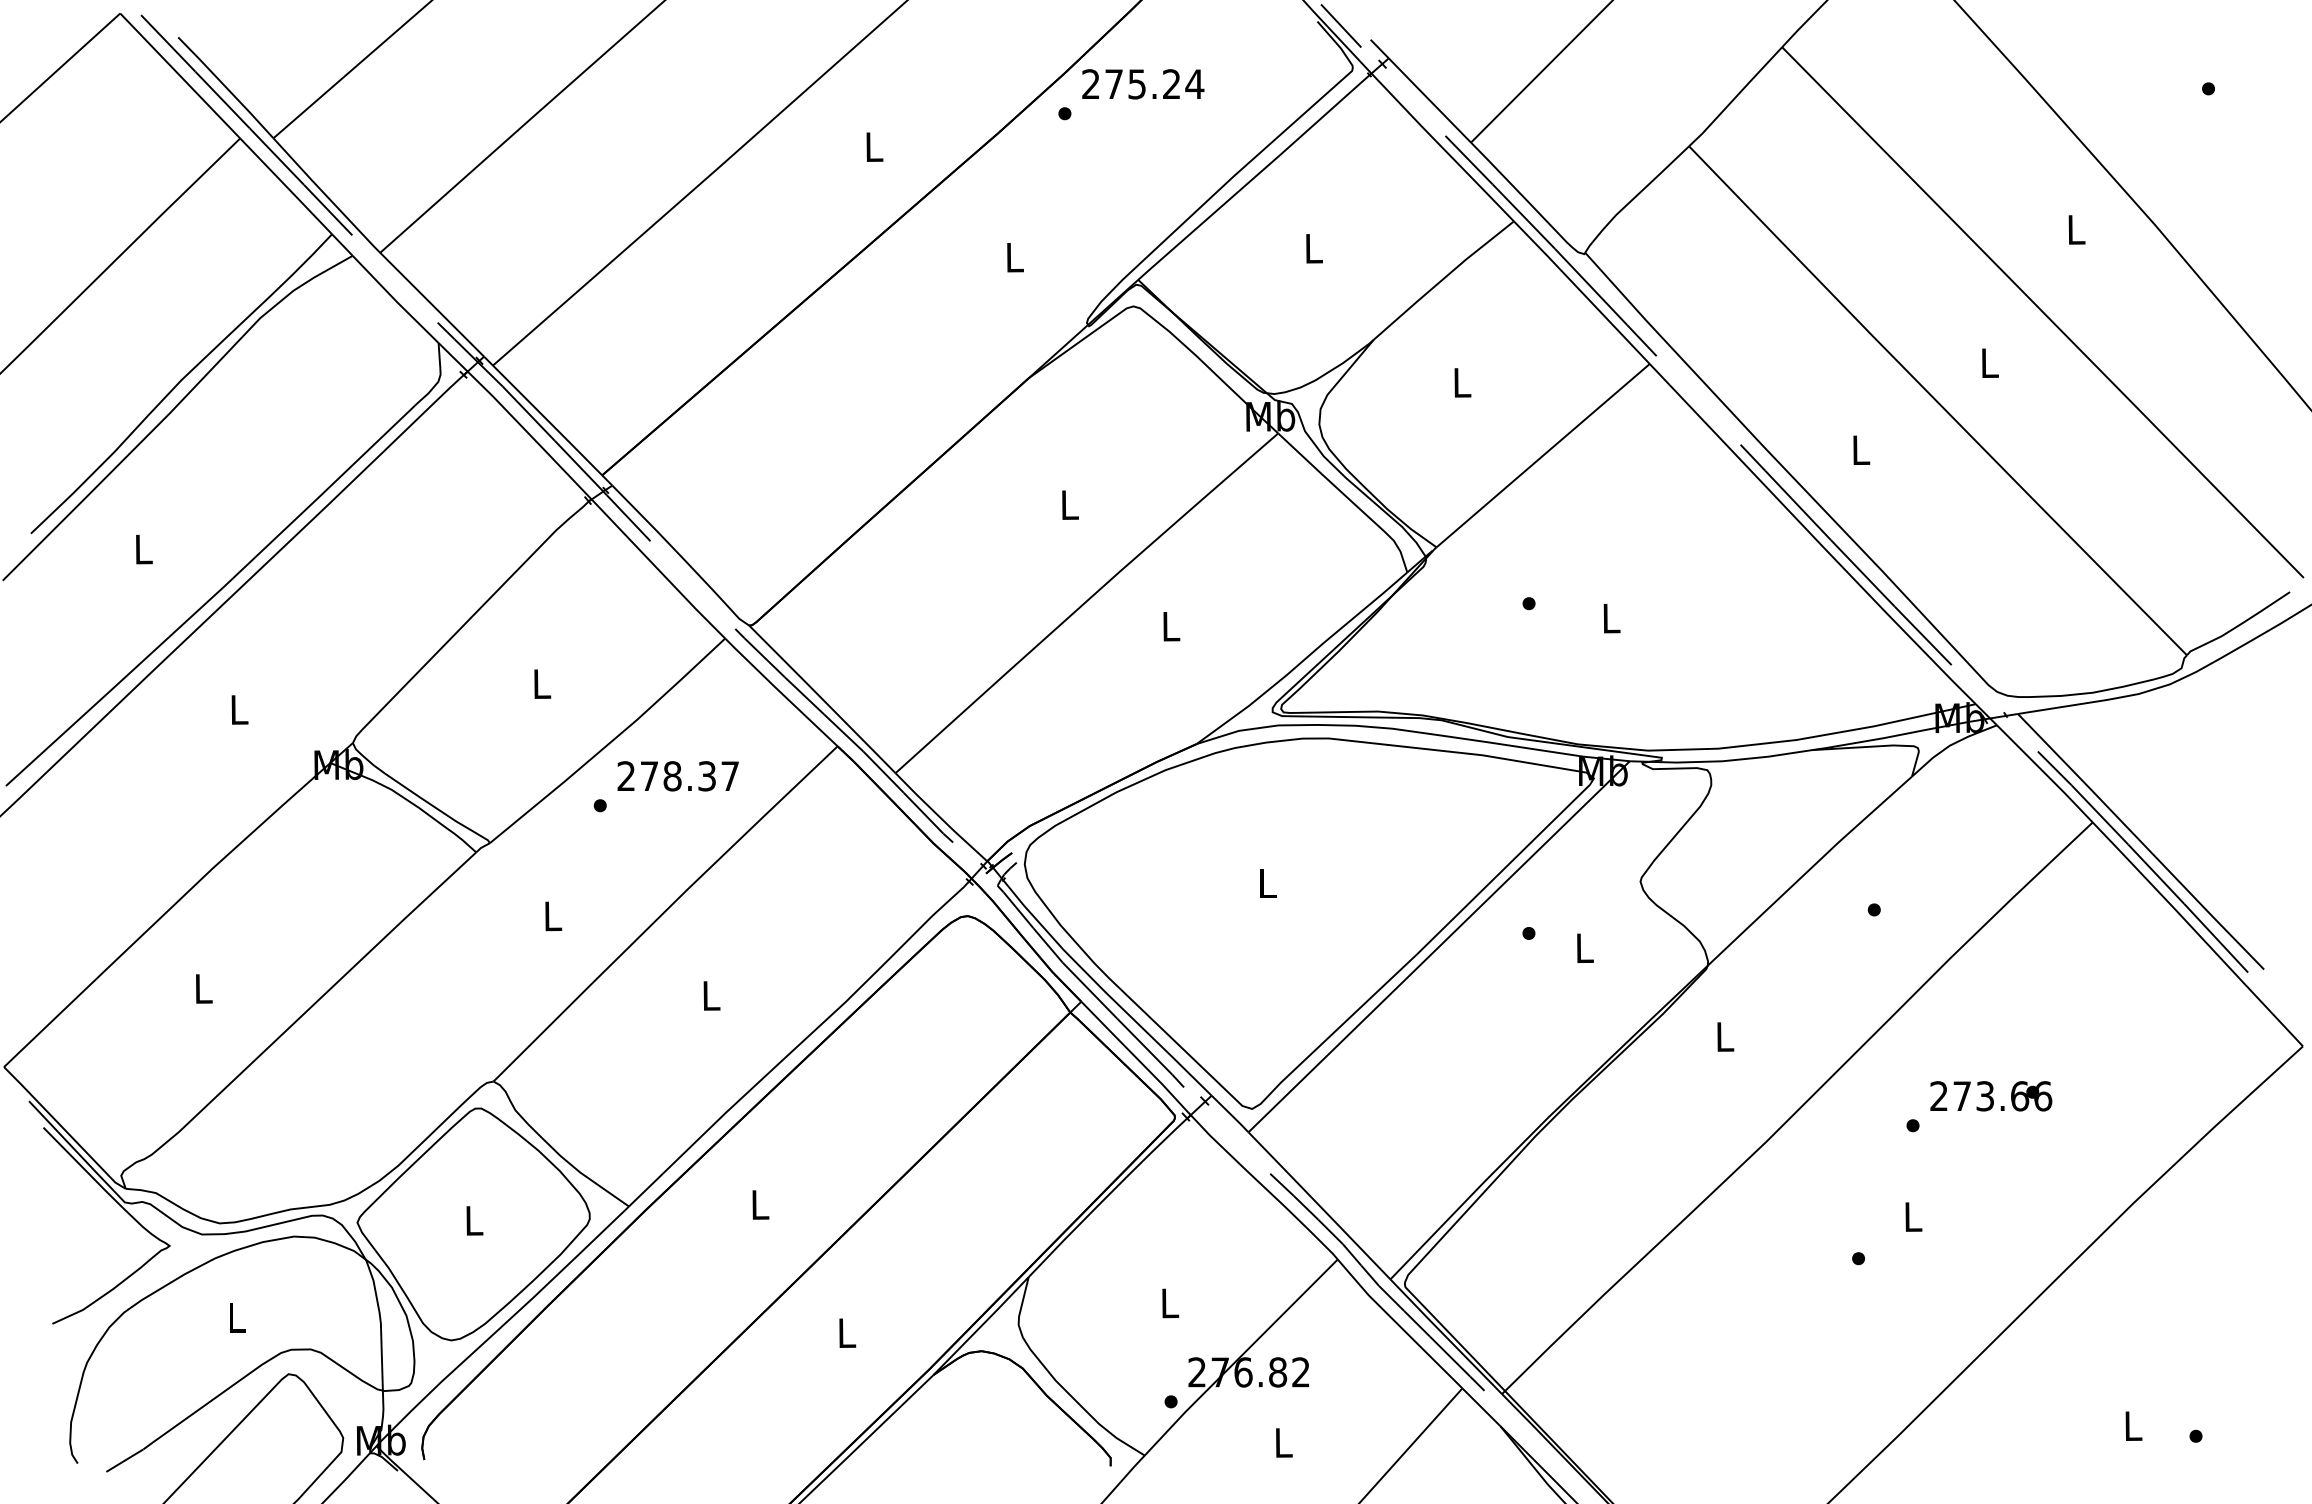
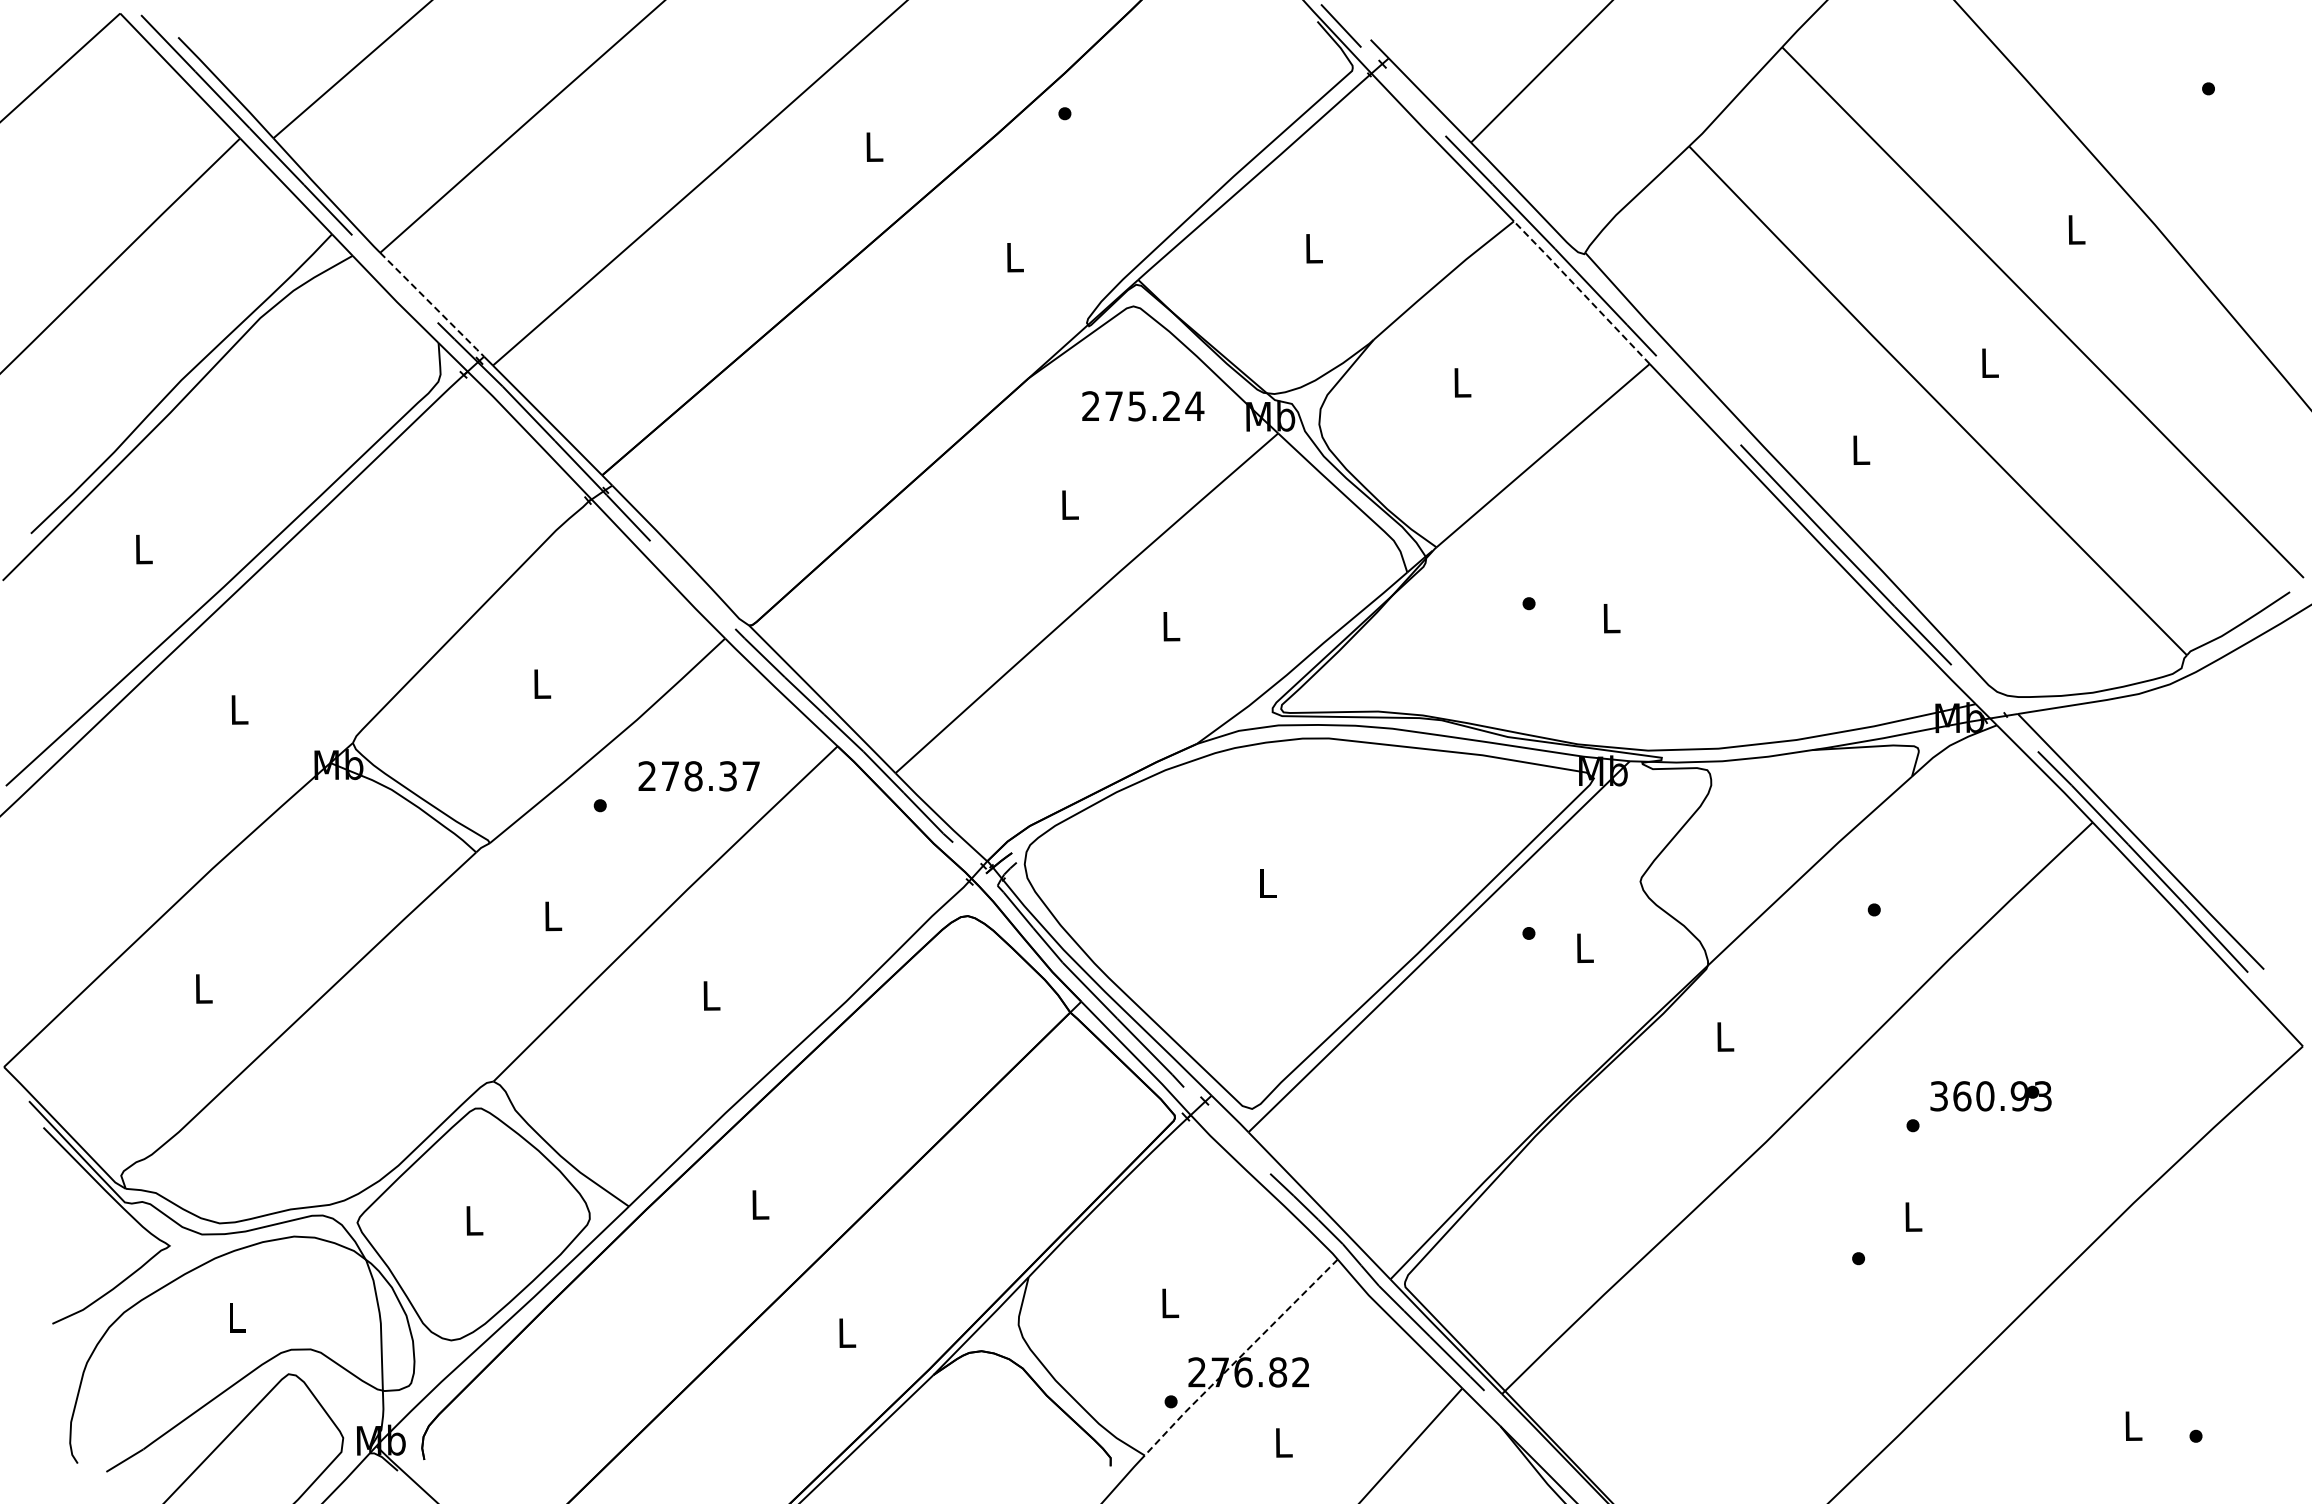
text position: (1143, 84) -> (1143, 406) (1143, 406)
line: solid -> dashed (1581, 292)
line: solid -> dashed (432, 304)
text position: (677, 776) -> (698, 776) (698, 776)
text: 273.66 -> 360.93 (1991, 1096)
line: solid -> dashed (1240, 1356)
